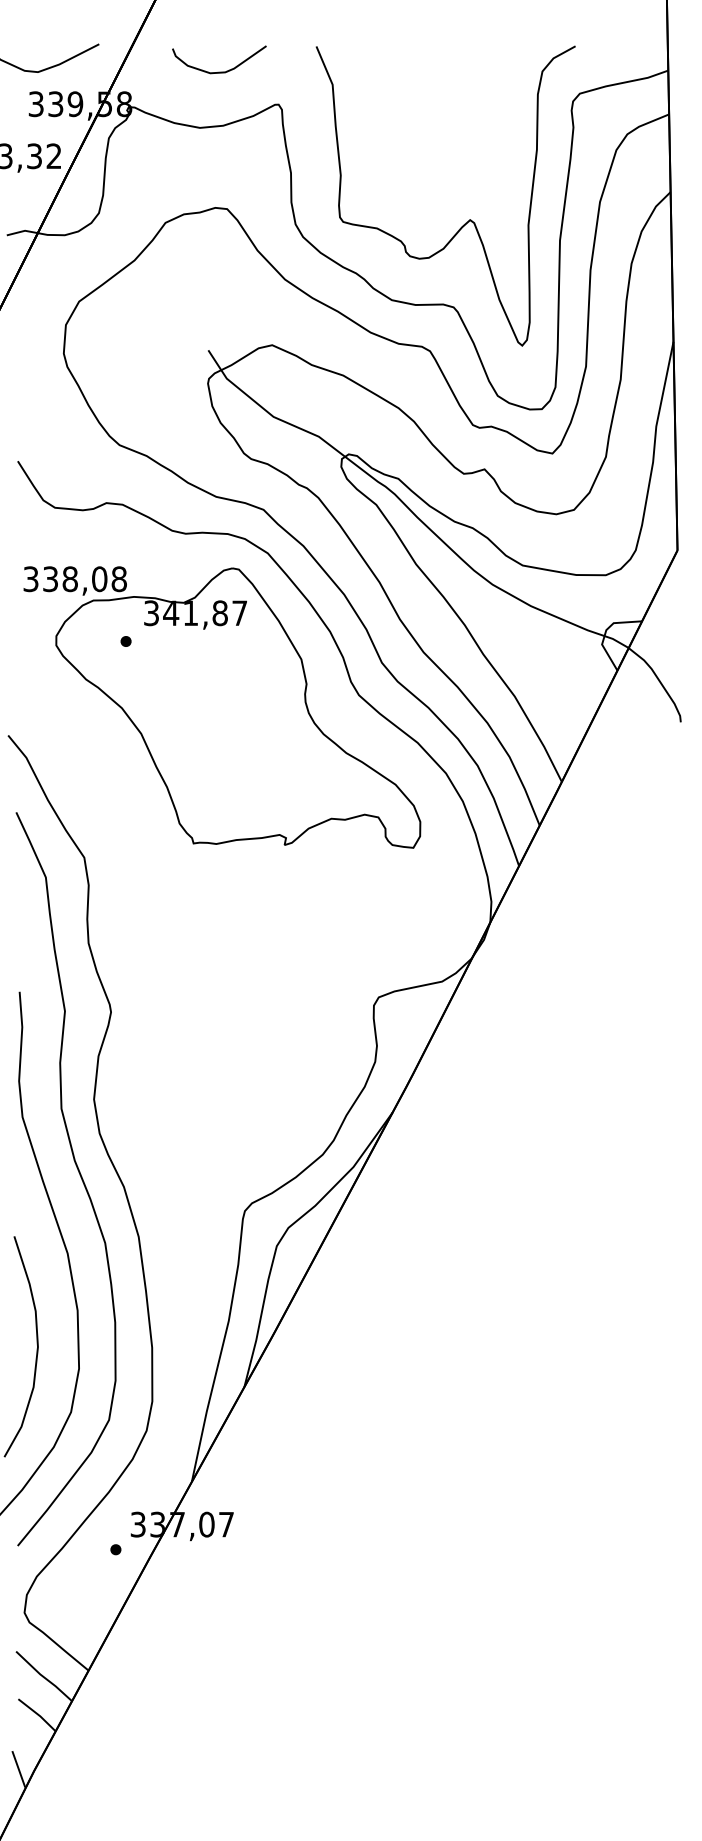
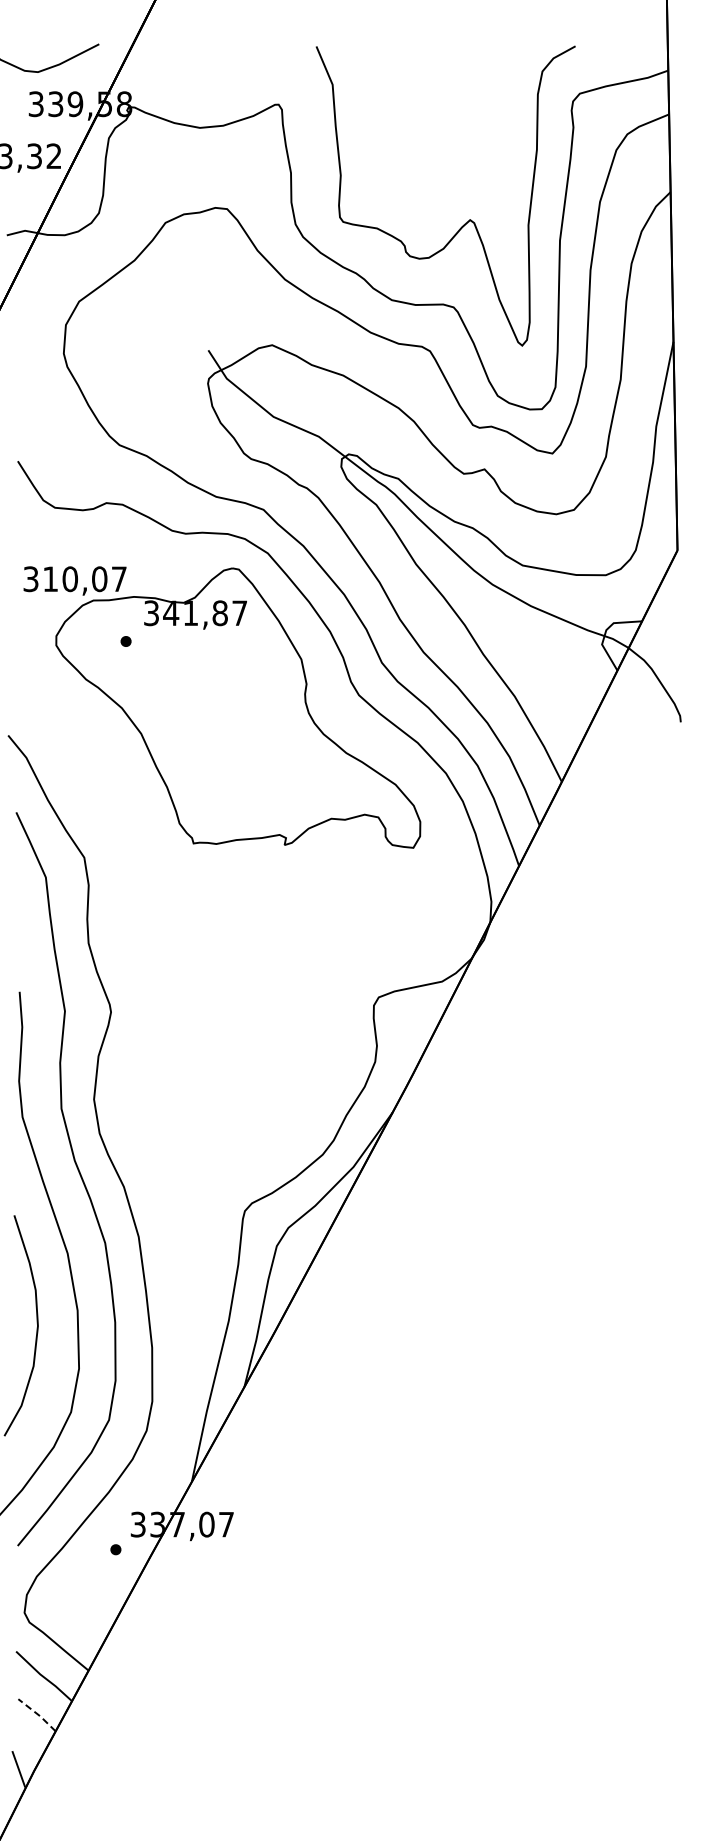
curve: present -> none (219, 71)
text: 338,08 -> 310,07 (84, 579)
curve position: (36, 1344) -> (36, 1323) (36, 1323)
line: solid -> dashed (38, 1714)
